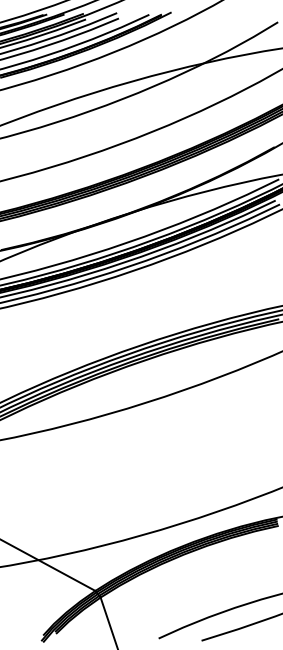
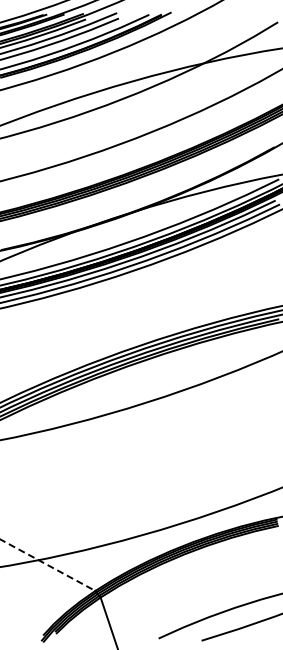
line: solid -> dashed (48, 565)
